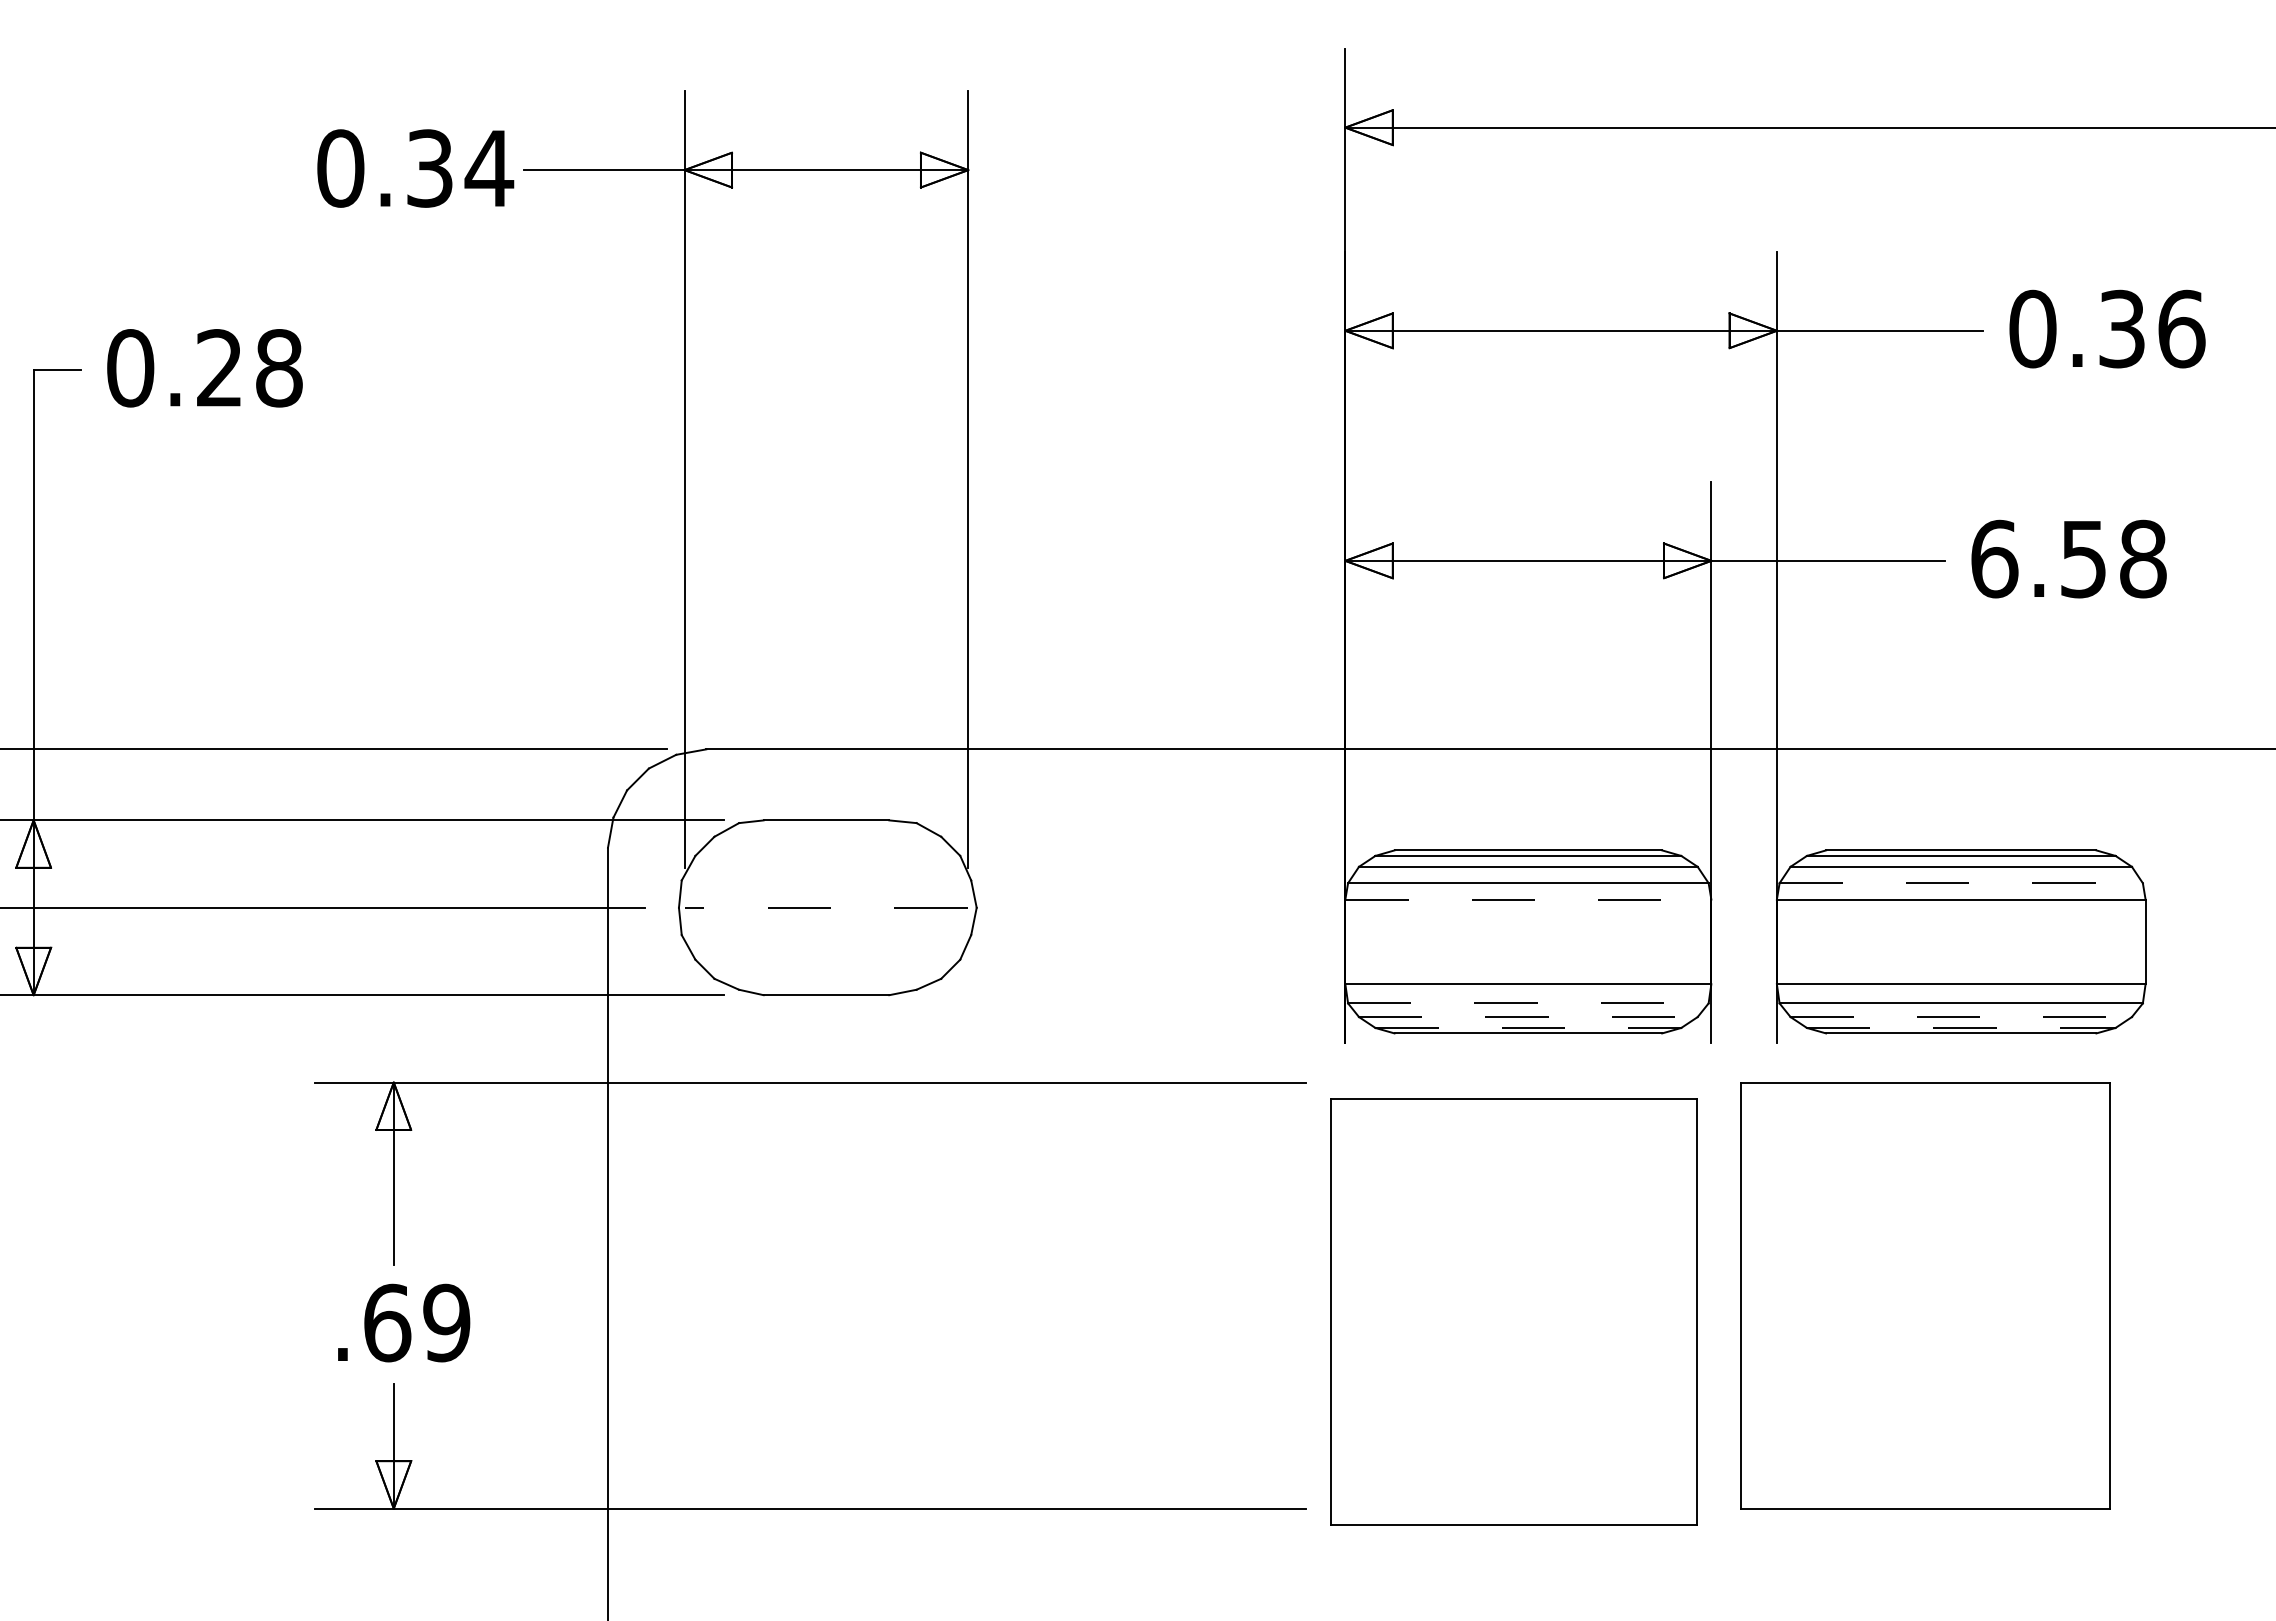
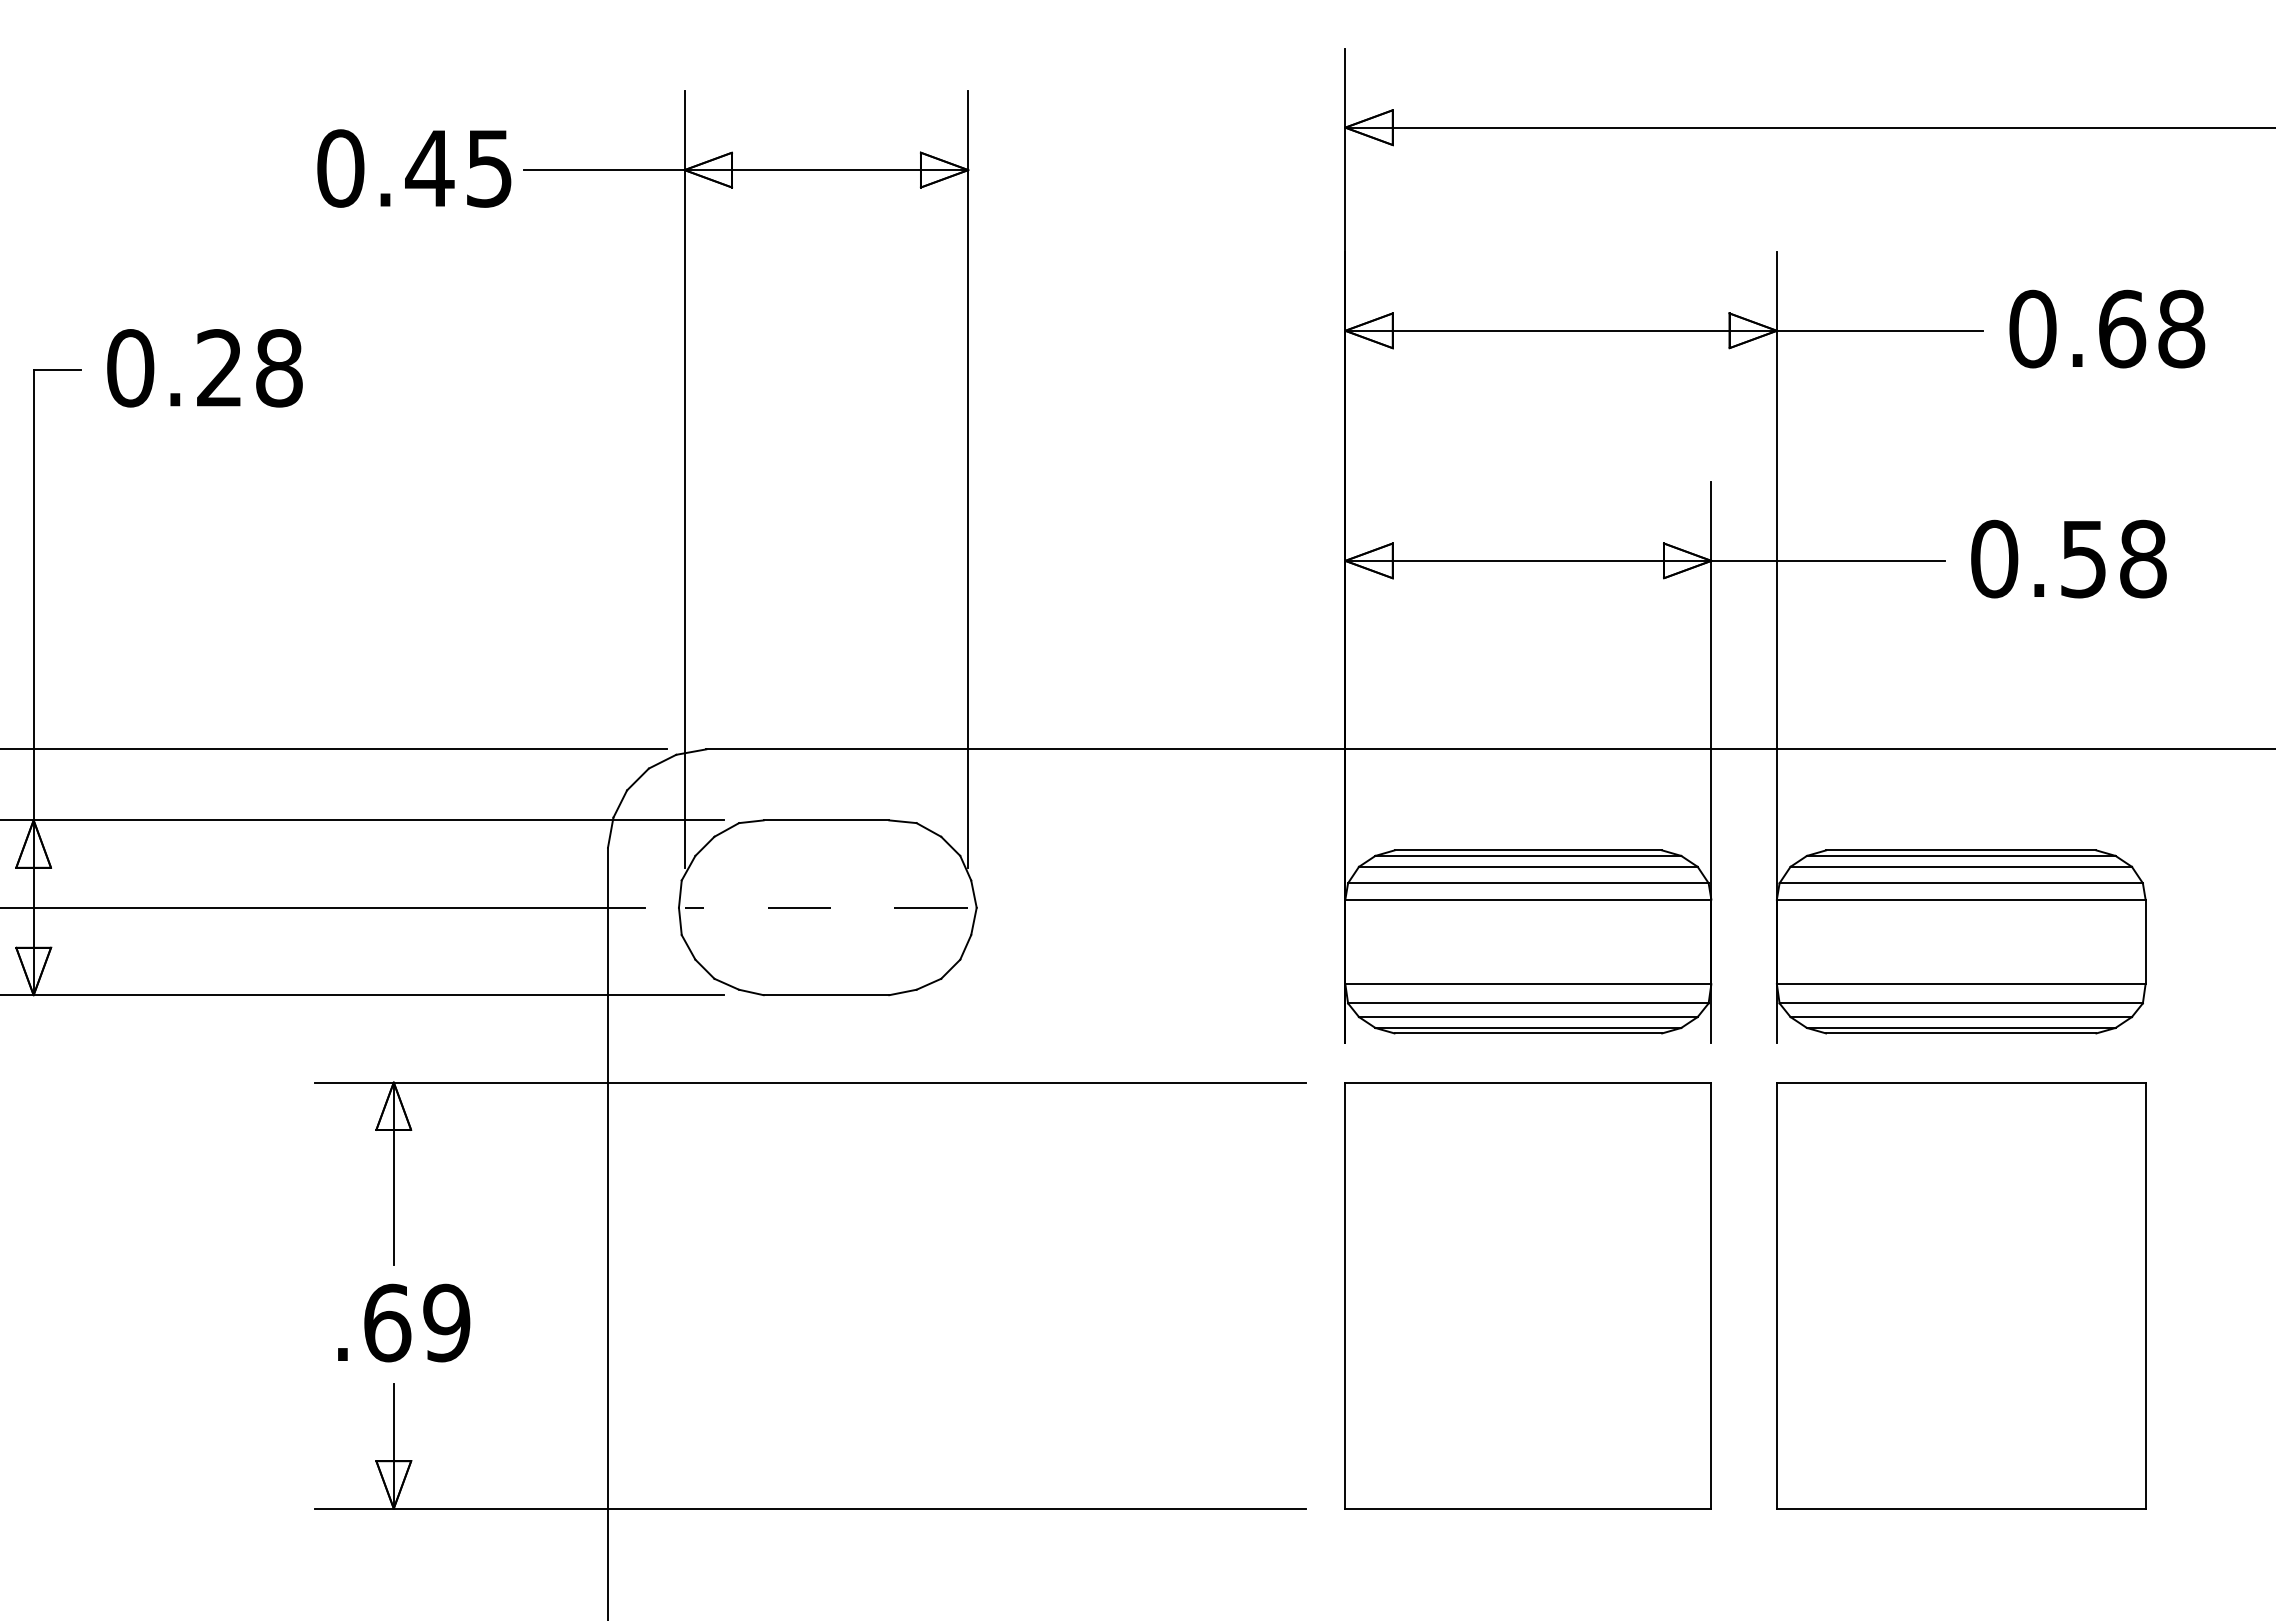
text: 0.34 -> 0.45 (459, 168)
text: 0.36 -> 0.68 (2152, 328)
text: 6.58 -> 0.58 (1994, 558)
line: dashed -> solid (1961, 883)
line: dashed -> solid (1528, 899)
line: dashed -> solid (1528, 1003)
line: dashed -> solid (1528, 1017)
line: dashed -> solid (1961, 1017)
line: dashed -> solid (1528, 1027)
line: dashed -> solid (1961, 1027)
part position: (1925, 1295) -> (1961, 1295) (1961, 1295)
part position: (1513, 1311) -> (1527, 1295) (1527, 1295)
